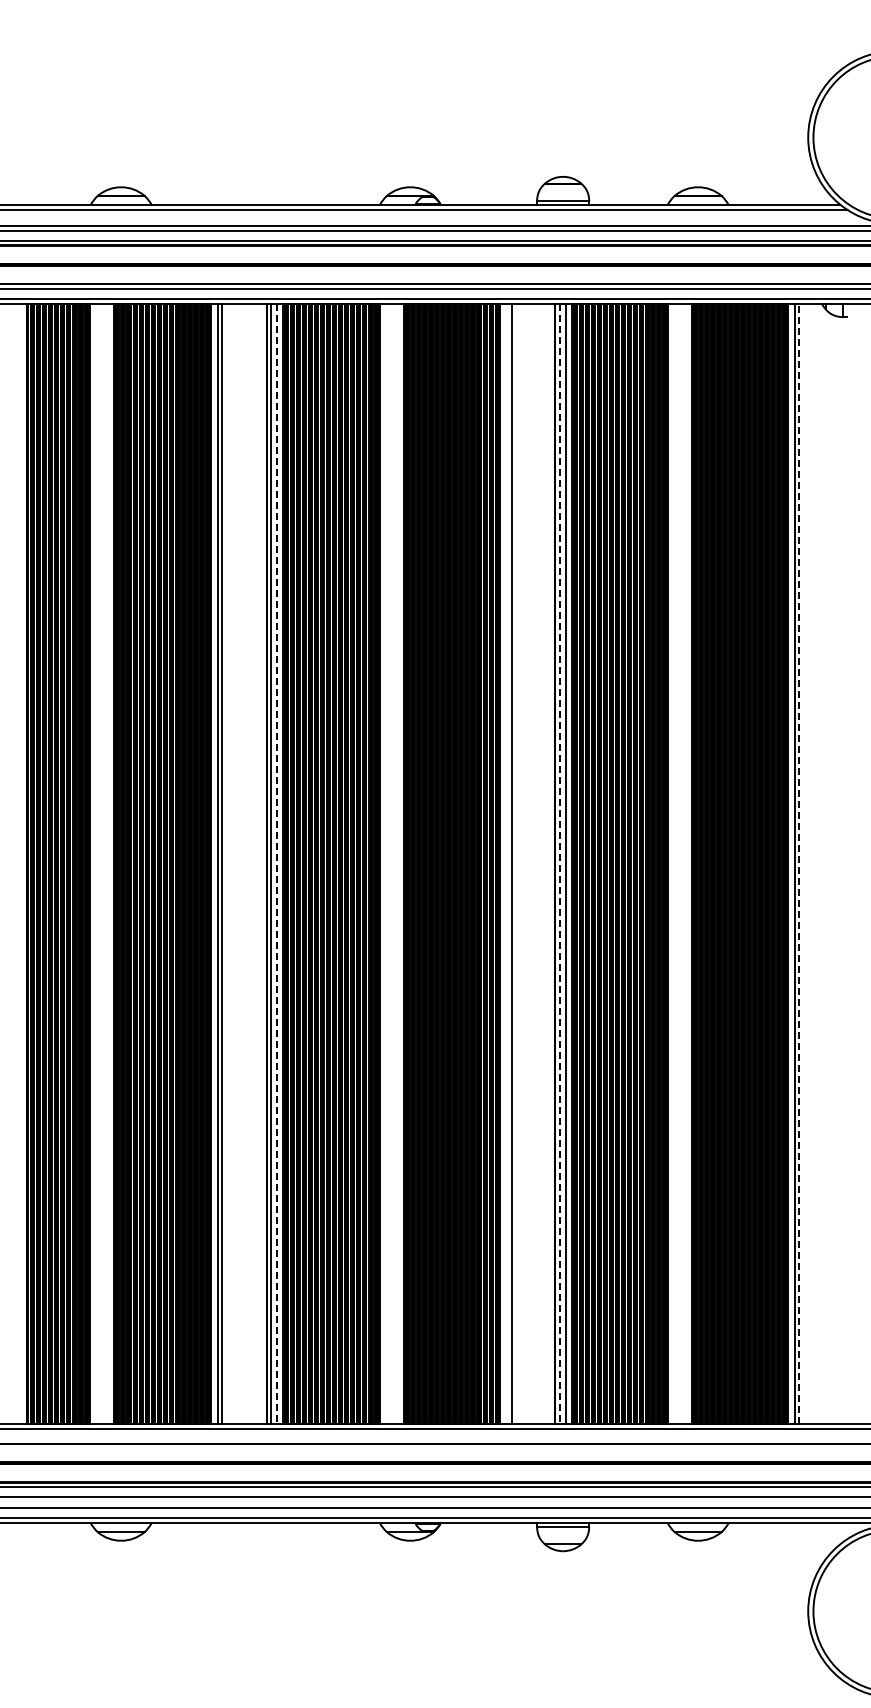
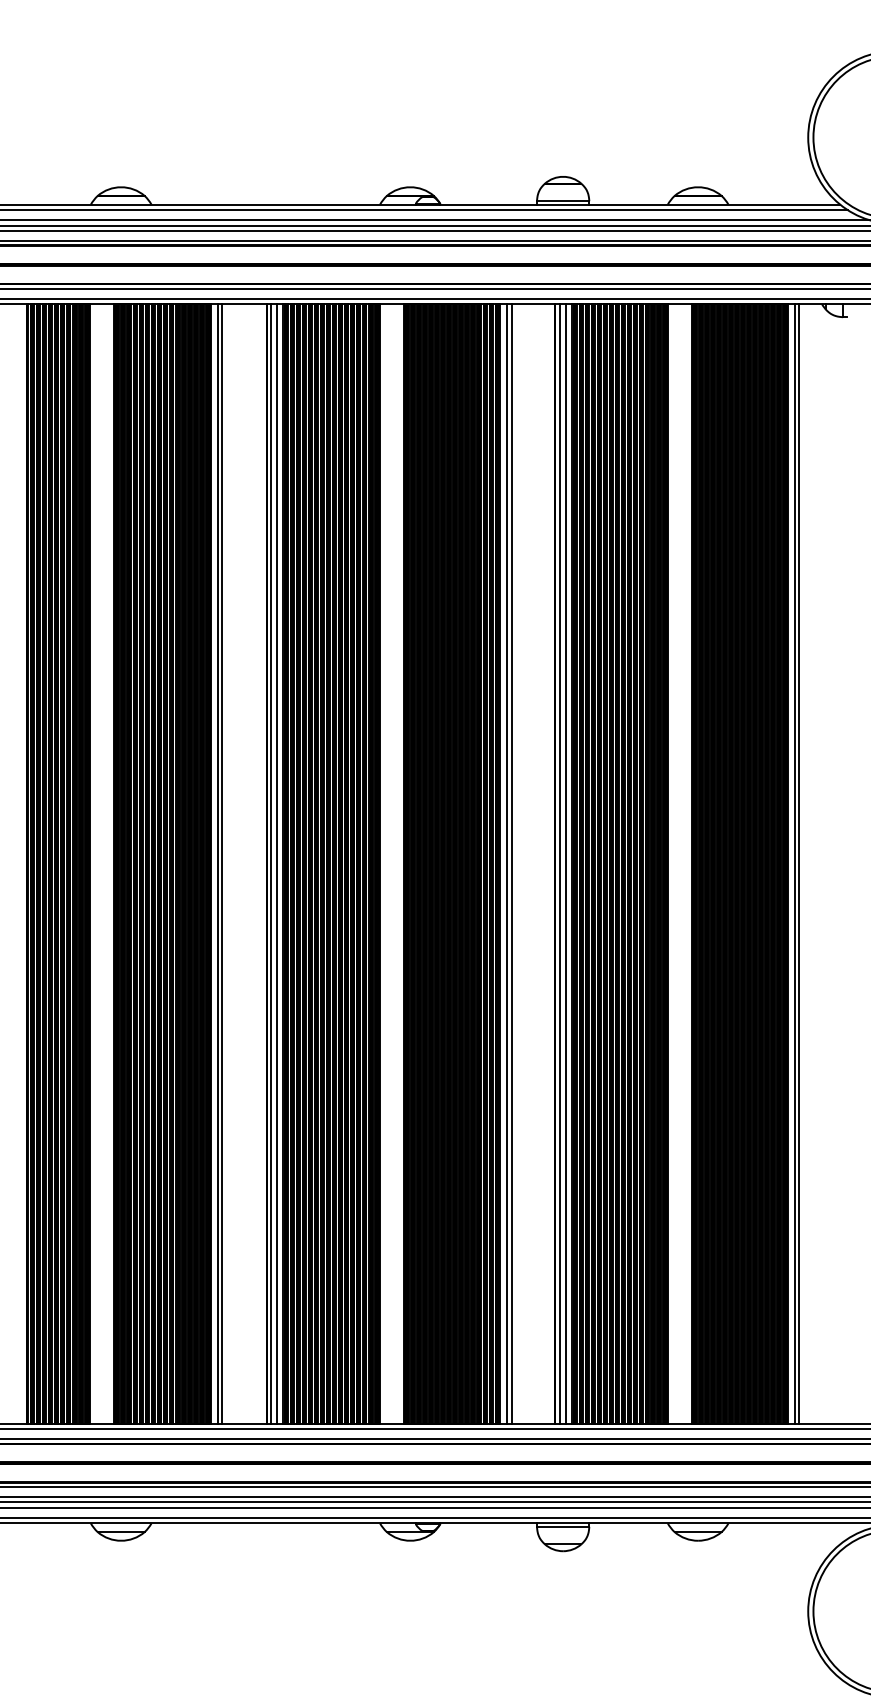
line: none -> present (434, 220)
line: none -> present (507, 863)
line: dashed -> solid (276, 864)
line: dashed -> solid (559, 864)
line: dashed -> solid (799, 864)
line: none -> present (434, 1439)
line: none -> present (434, 1502)
